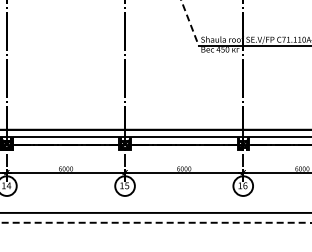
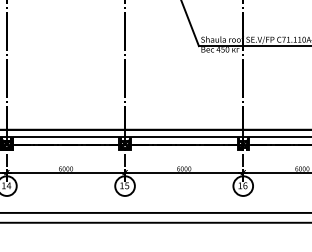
line: dashed -> solid (190, 23)
line: dashed -> solid (155, 222)
